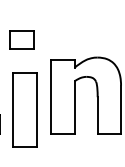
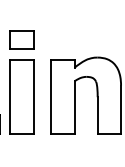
part position: (24, 109) -> (21, 96) (21, 96)
